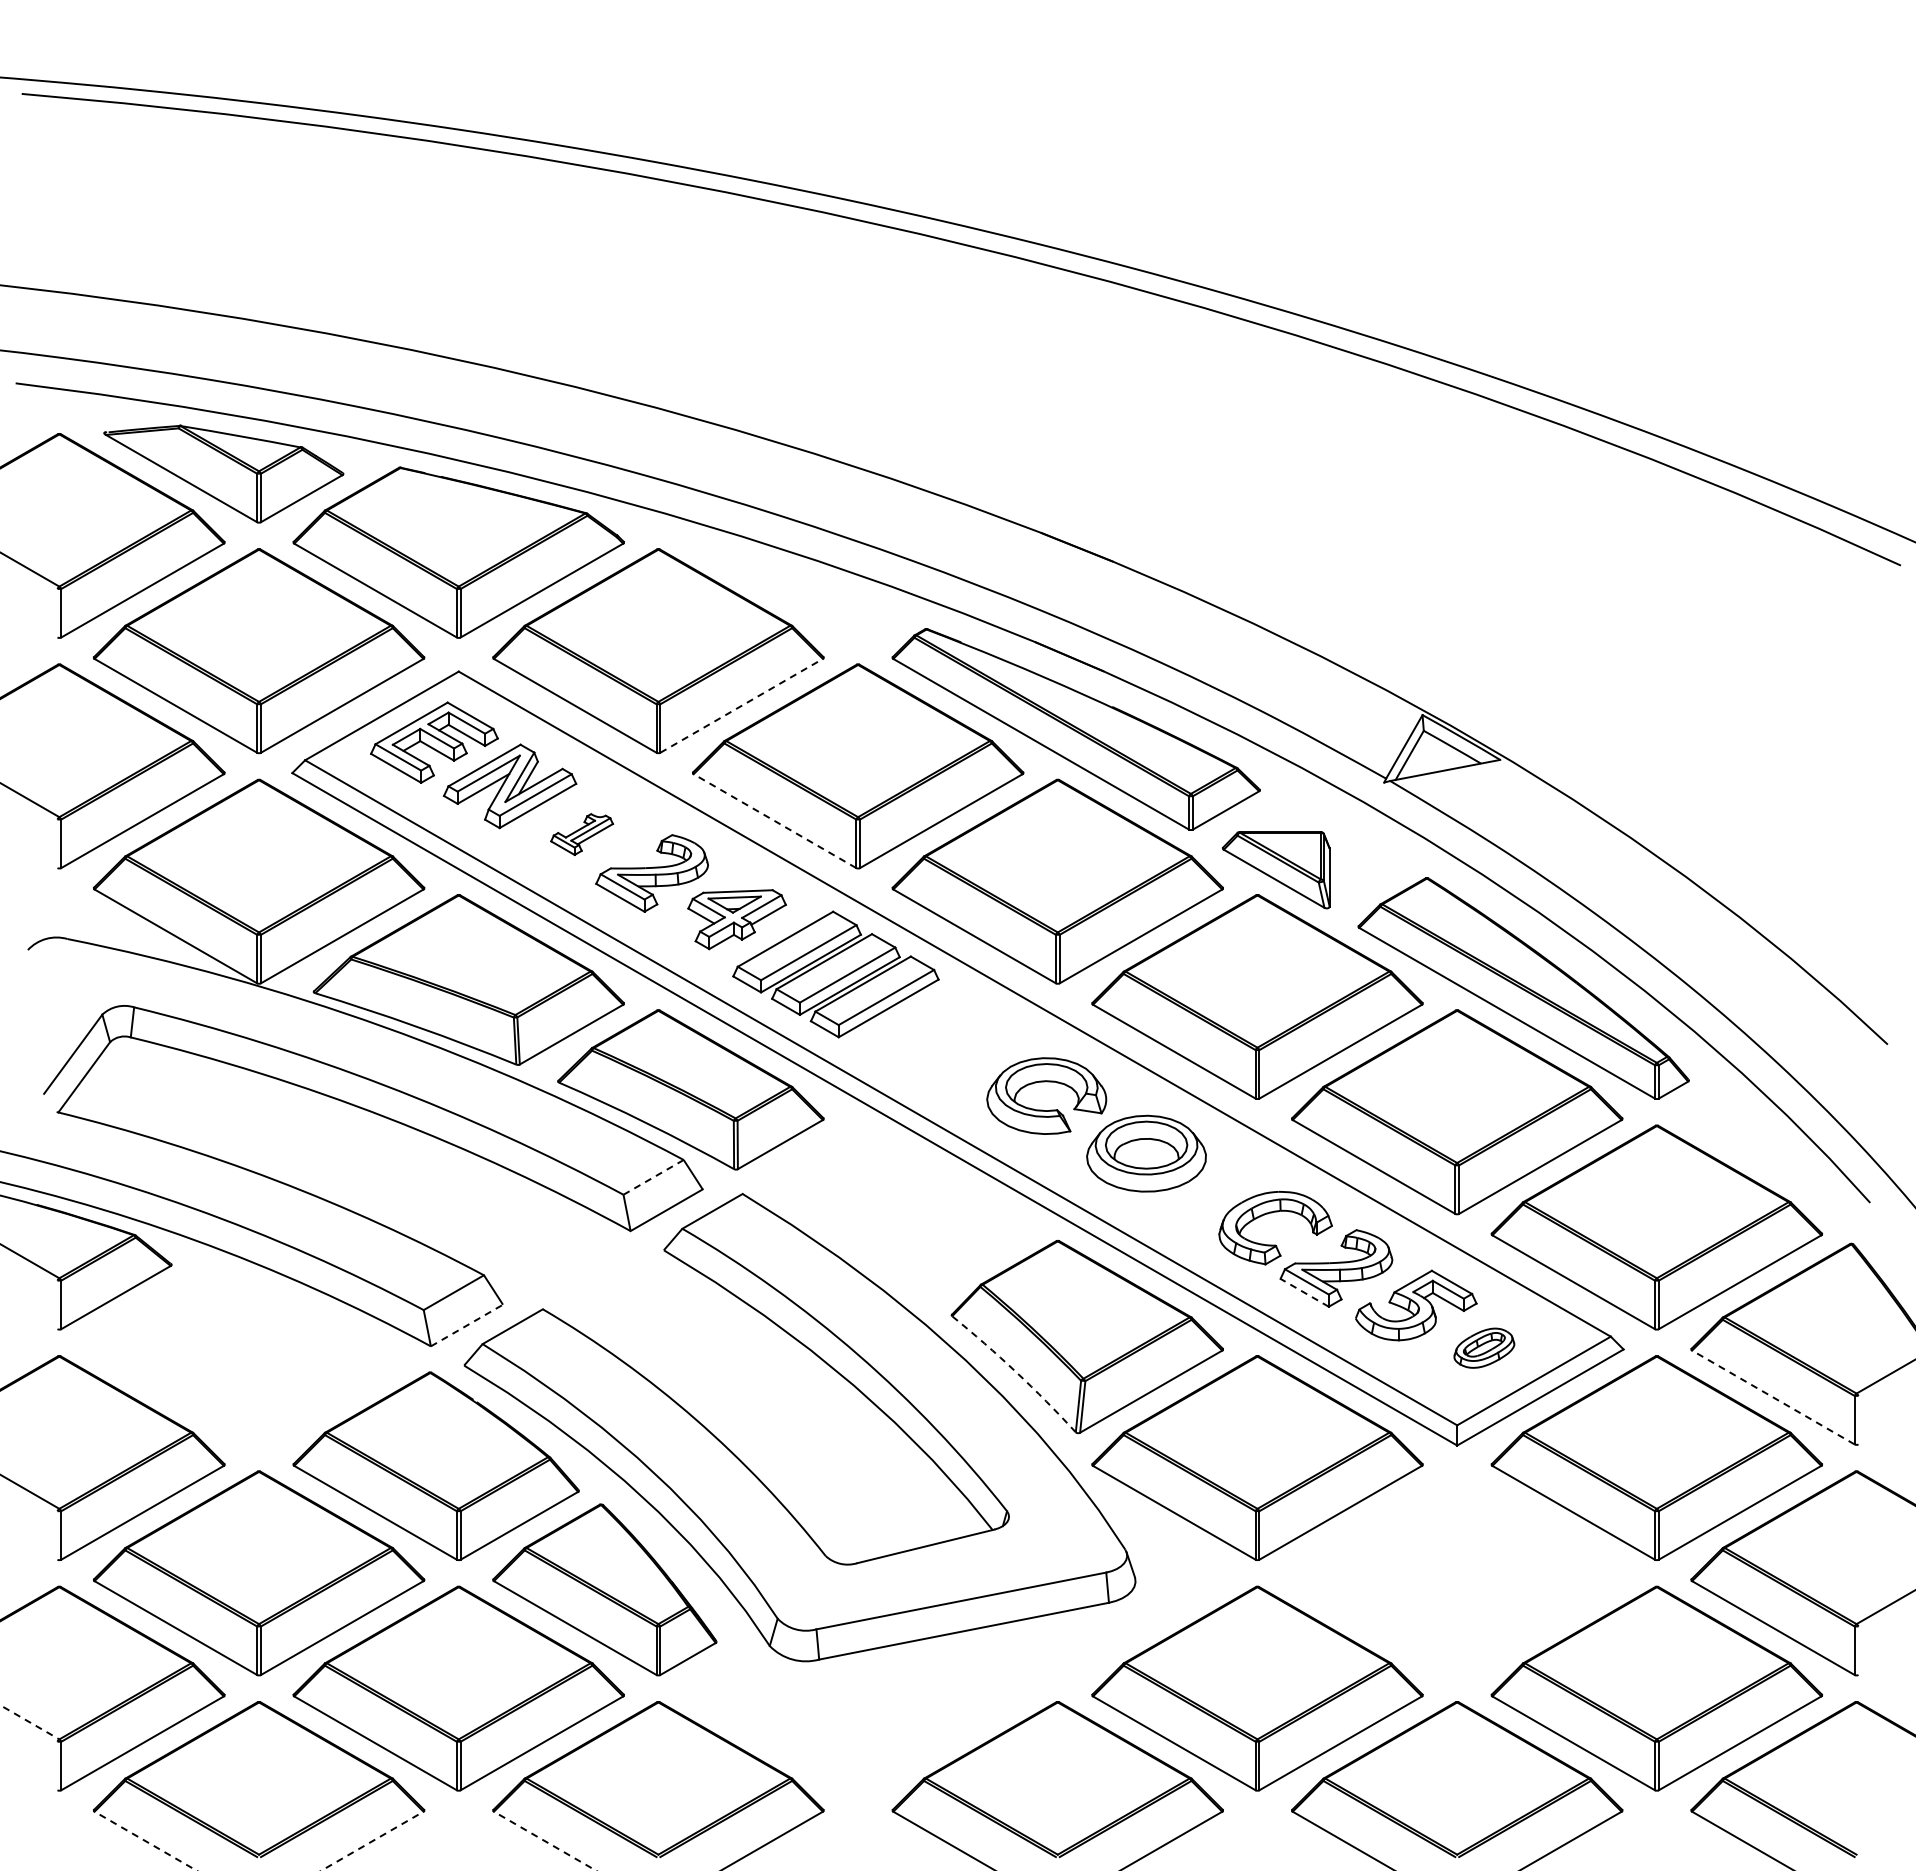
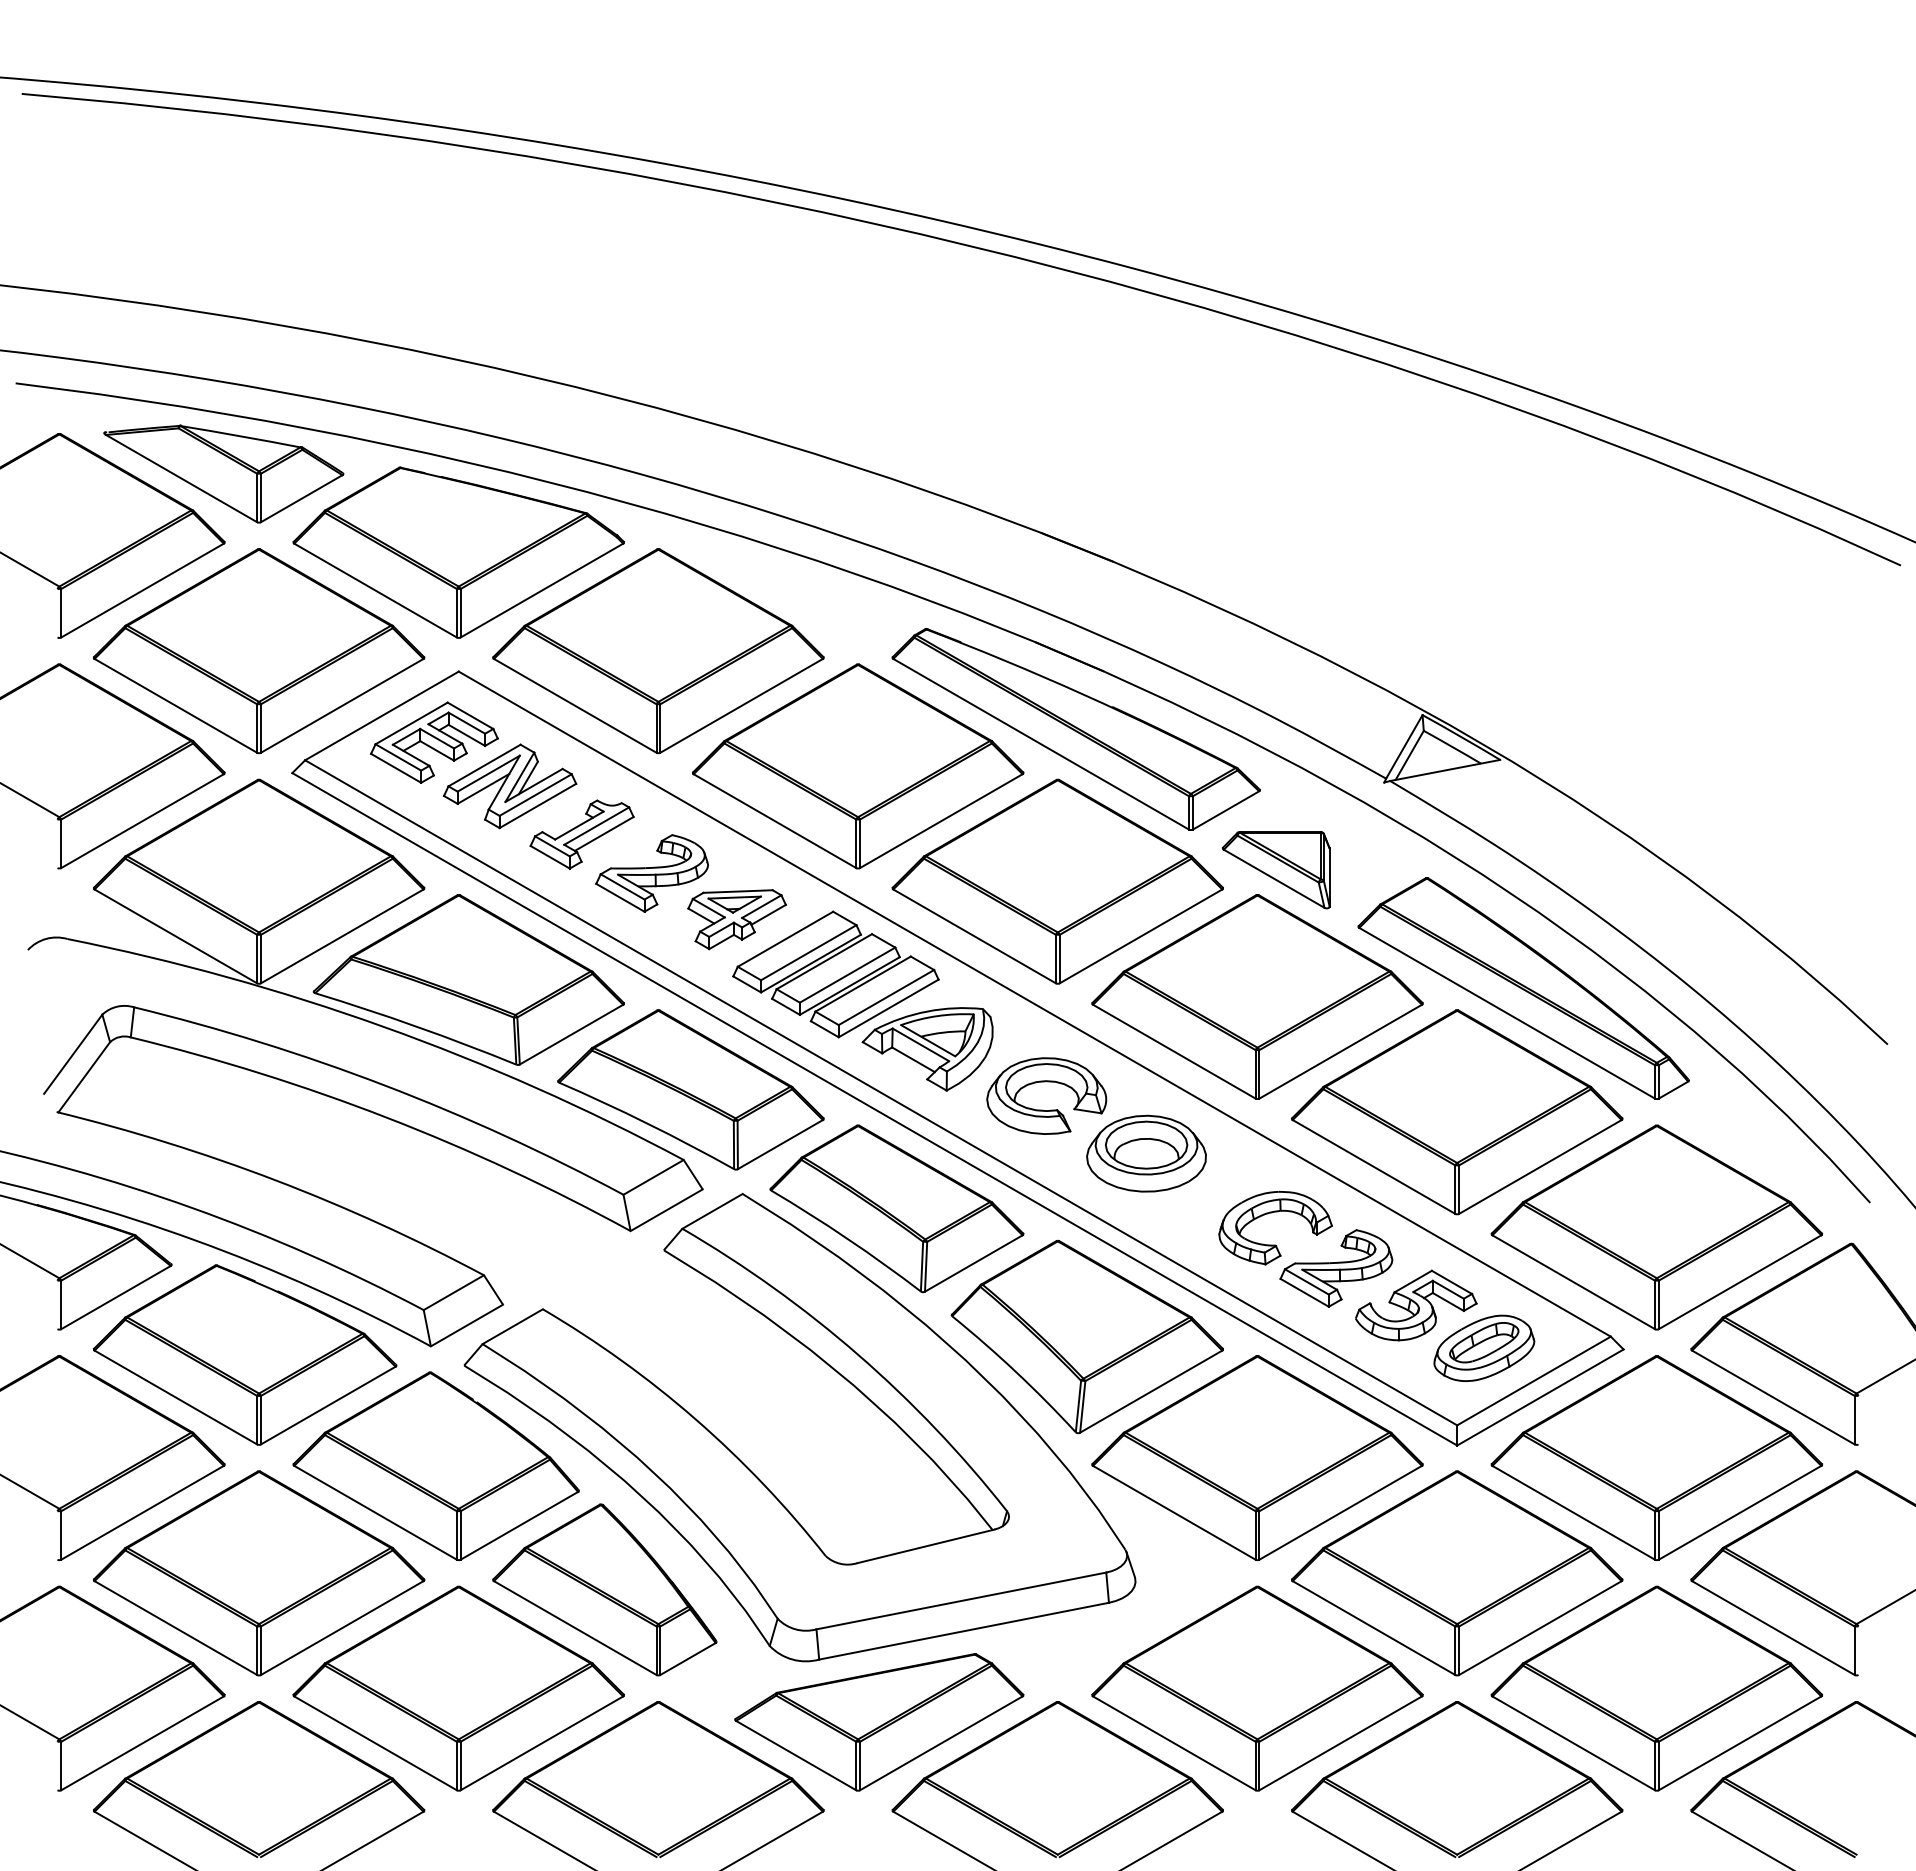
line: dashed -> solid (741, 705)
line: dashed -> solid (774, 821)
part size: 65x44 px -> 106x71 px (581, 834)
part: none -> present (927, 1049)
line: dashed -> solid (653, 1177)
part: none -> present (896, 1208)
line: dashed -> solid (1304, 1292)
line: dashed -> solid (466, 1325)
part size: 63x42 px -> 103x68 px (1484, 1347)
part: none -> present (245, 1354)
arc: dashed -> solid (1016, 1372)
line: dashed -> solid (1773, 1397)
part: none -> present (1457, 1573)
line: dashed -> solid (30, 1722)
part: none -> present (879, 1722)
line: dashed -> solid (145, 1841)
line: dashed -> solid (372, 1841)
line: dashed -> solid (544, 1841)
